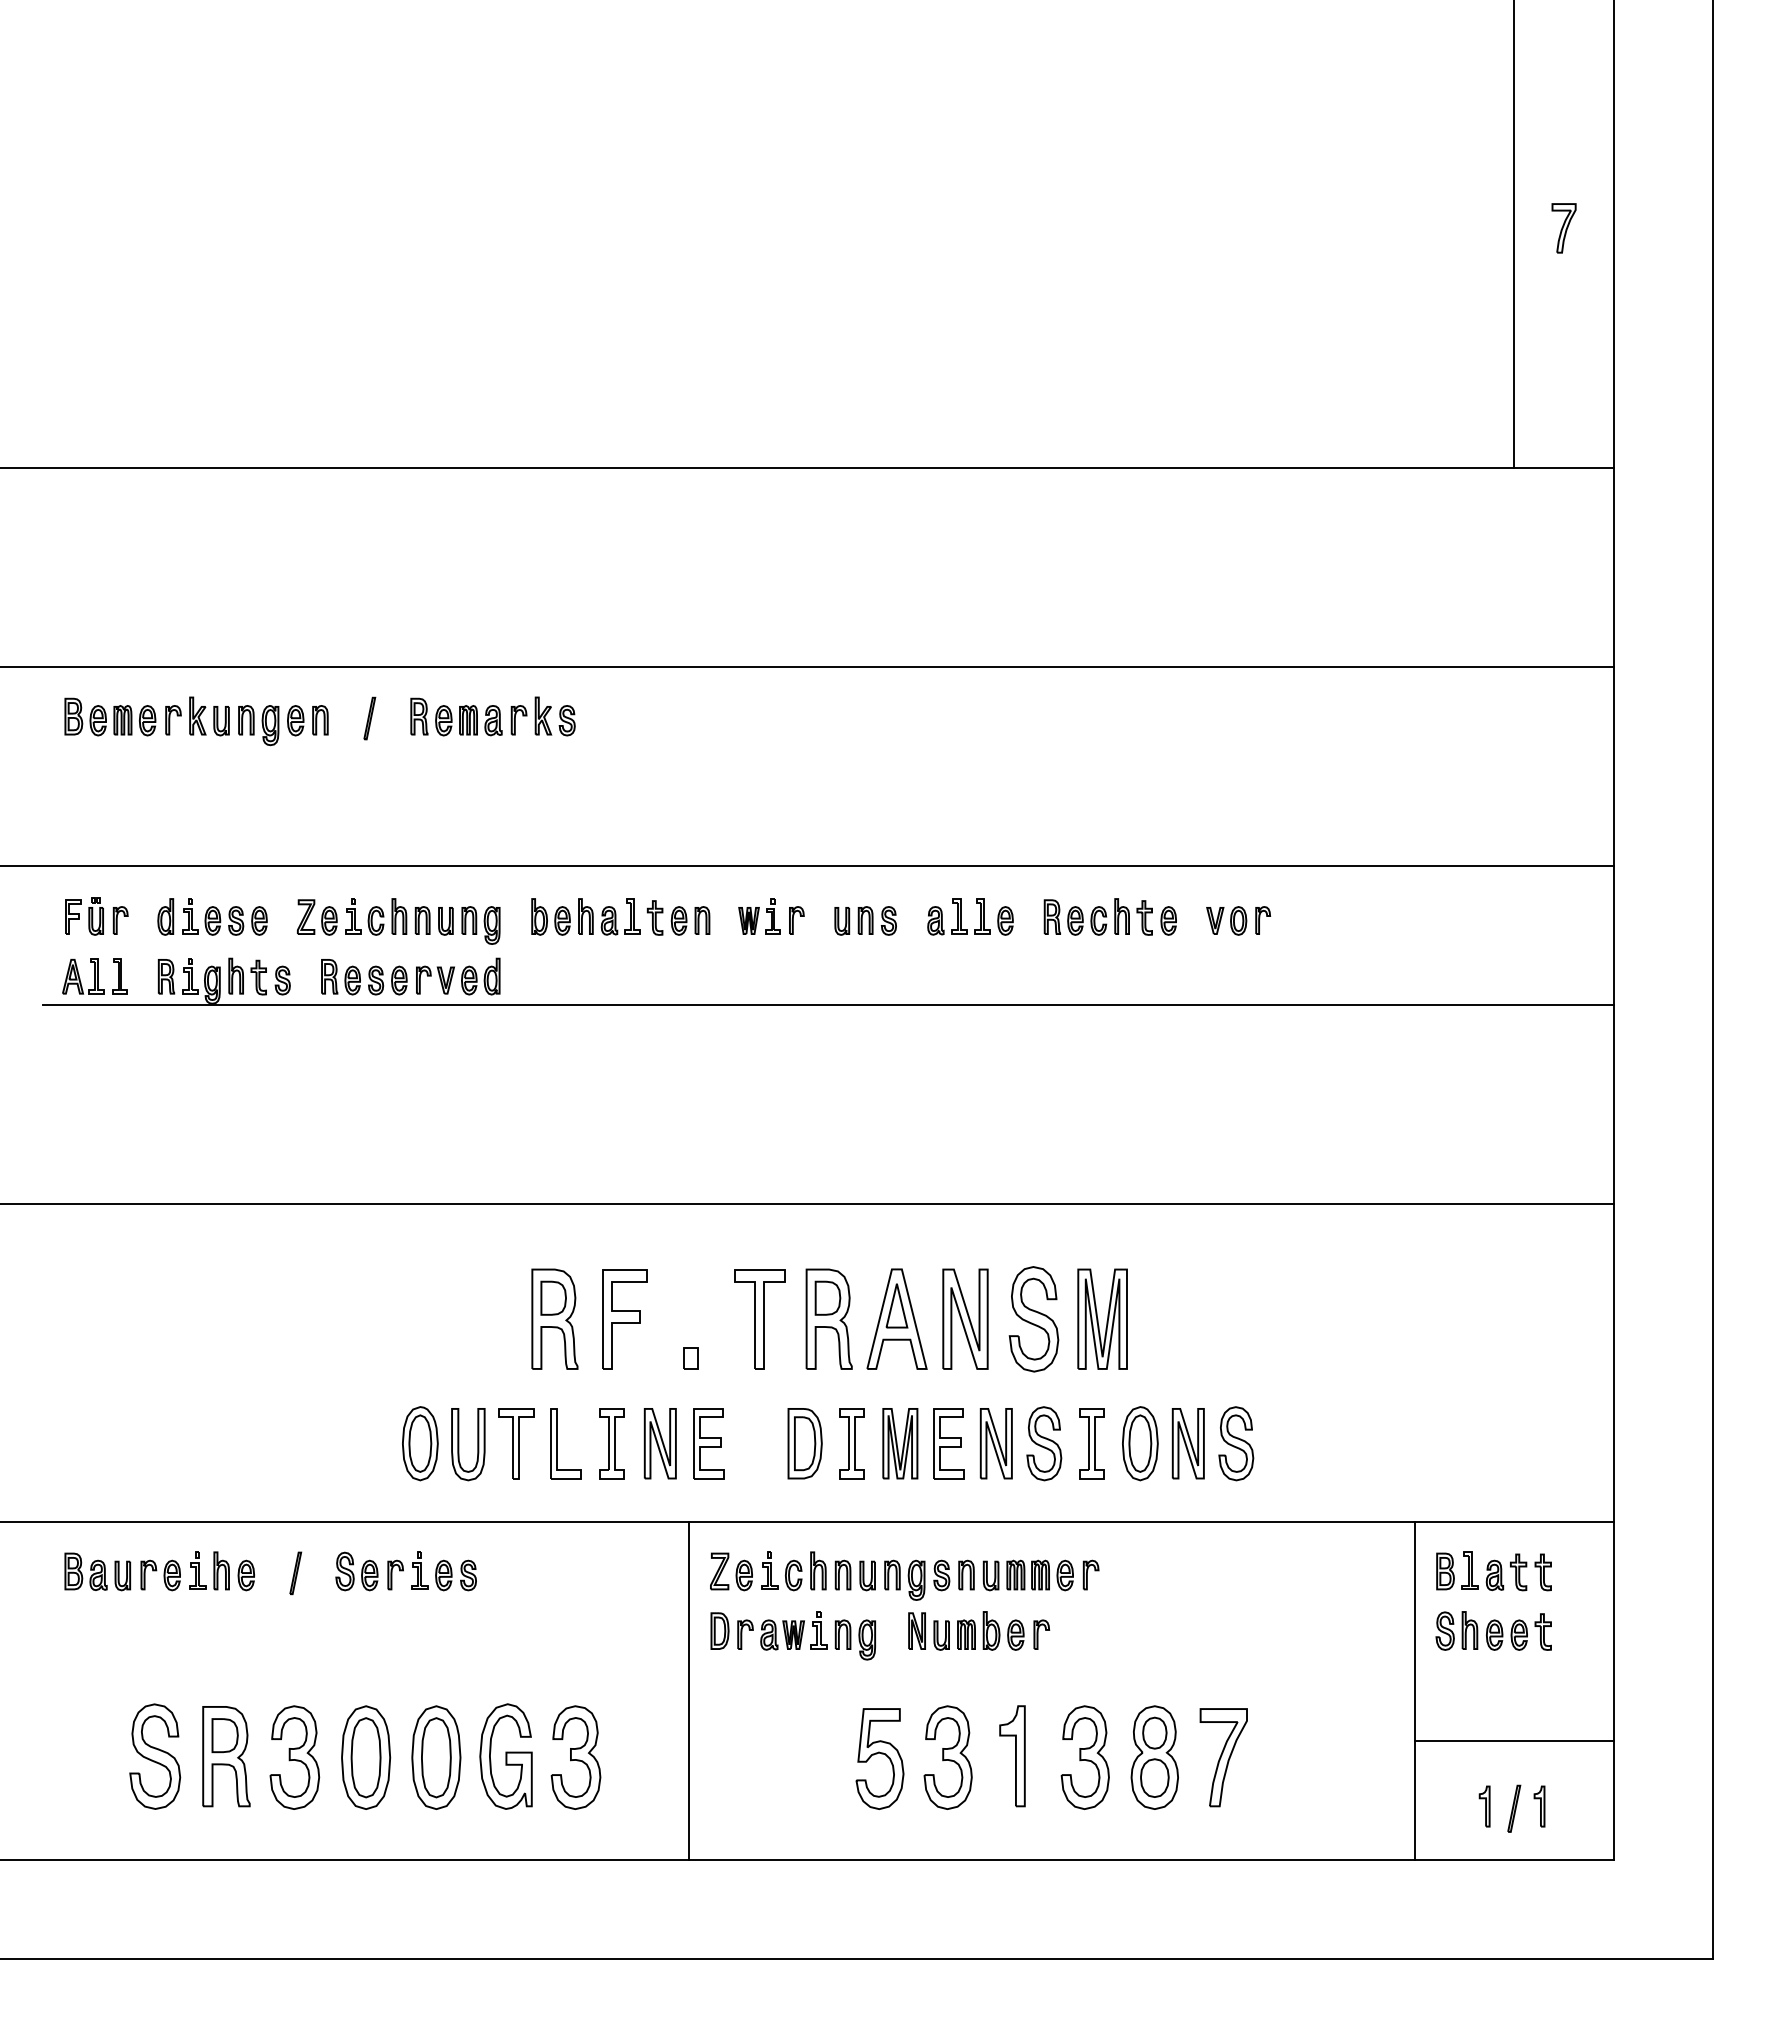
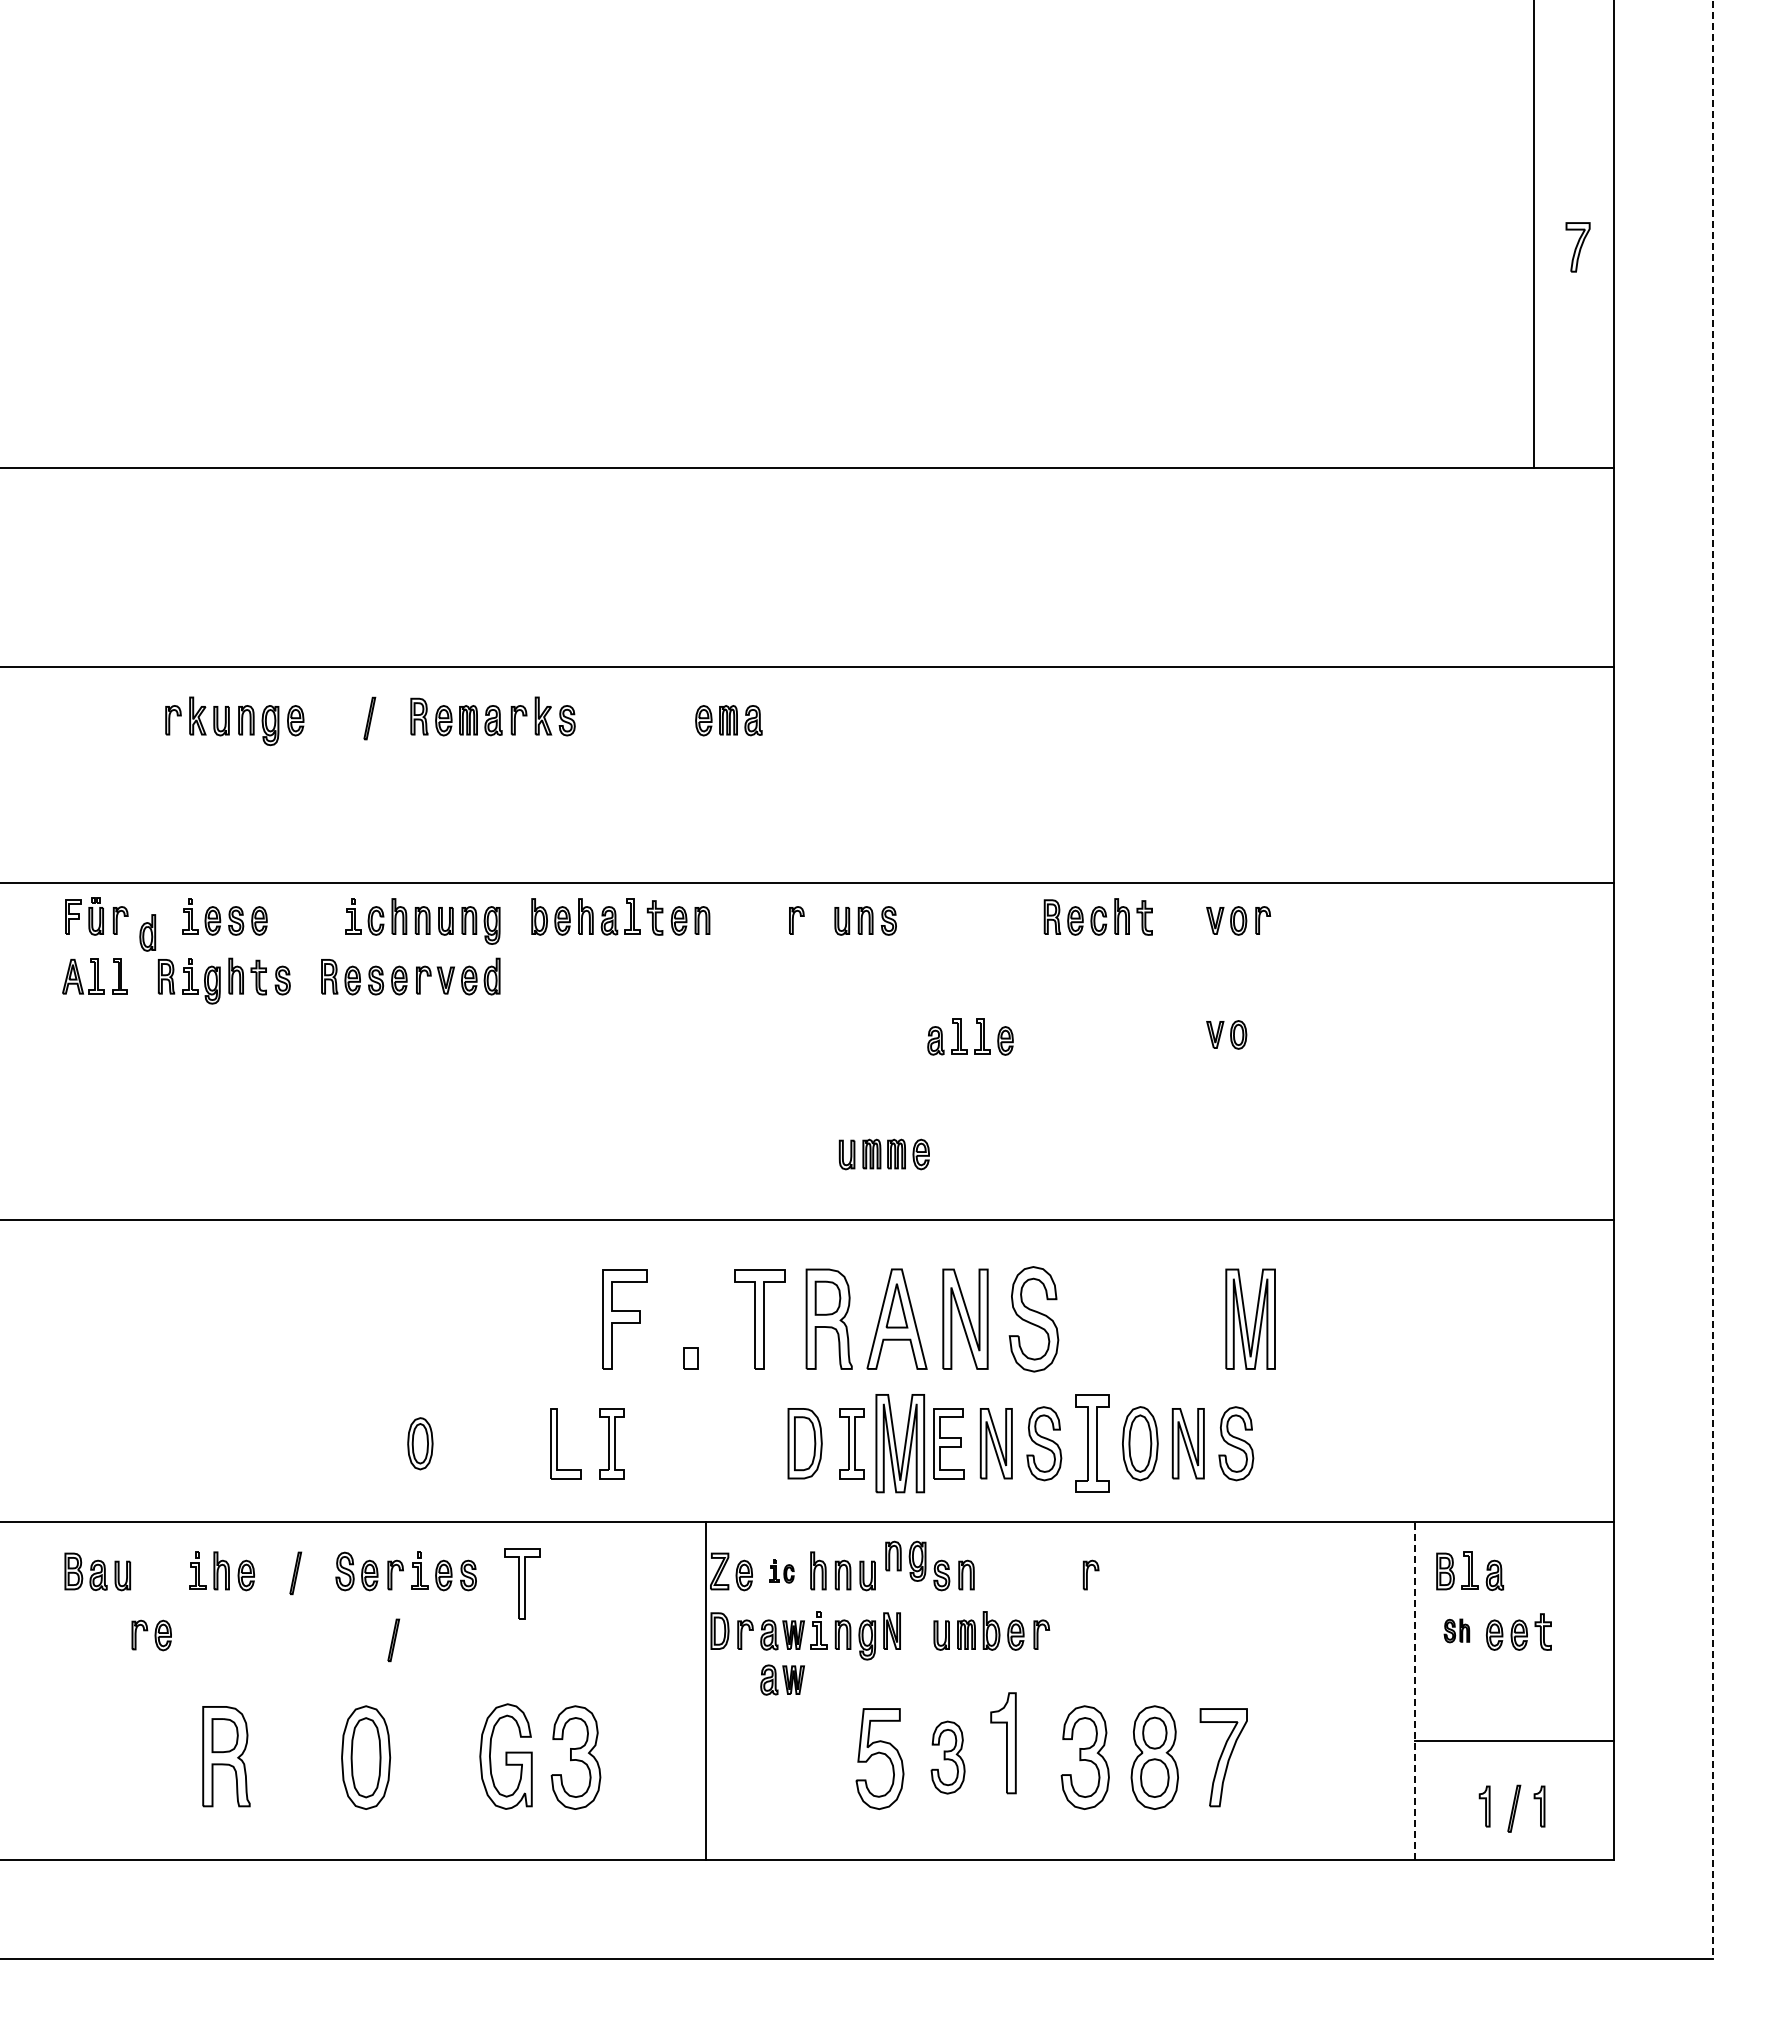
part position: (1563, 228) -> (1577, 247) (1577, 247)
line position: (1514, 235) -> (1534, 235) (1534, 235)
part: present -> none (110, 716)
part: present -> none (320, 720)
part: none -> present (728, 720)
line position: (807, 866) -> (807, 883) (807, 883)
part position: (165, 916) -> (147, 932) (147, 932)
part: present -> none (759, 916)
part position: (961, 916) -> (961, 1036) (961, 1036)
part: present -> none (317, 917)
part: present -> none (1168, 920)
line: solid -> dashed (1713, 980)
line: present -> none (828, 1005)
part: none -> present (1226, 1034)
line position: (807, 1203) -> (807, 1219) (807, 1219)
part: present -> none (554, 1318)
part position: (1102, 1318) -> (1250, 1318) (1250, 1318)
part size: 37x76 px -> 27x54 px (420, 1443)
part position: (516, 1443) -> (522, 1583) (522, 1583)
part: present -> none (659, 1443)
part: present -> none (708, 1443)
part size: 37x72 px -> 51x100 px (900, 1443)
part size: 26x72 px -> 35x99 px (1092, 1443)
part: present -> none (459, 1444)
part size: 42x41 px -> 26x25 px (781, 1571)
part: present -> none (1530, 1572)
part position: (160, 1575) -> (151, 1635) (151, 1635)
part position: (1027, 1575) -> (883, 1154) (883, 1154)
part position: (904, 1579) -> (905, 1560) (905, 1560)
part position: (916, 1630) -> (891, 1630) (891, 1630)
part size: 44x40 px -> 28x26 px (1456, 1630)
part: none -> present (393, 1640)
part: none -> present (782, 1679)
line position: (689, 1691) -> (706, 1691) (706, 1691)
line: solid -> dashed (1414, 1691)
part: present -> none (155, 1756)
part position: (1012, 1756) -> (1003, 1743) (1003, 1743)
part: present -> none (294, 1757)
part: present -> none (436, 1757)
part size: 50x105 px -> 36x75 px (947, 1757)
